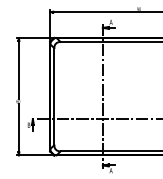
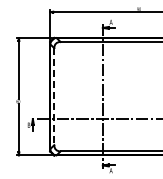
line: solid -> dashed (54, 97)
